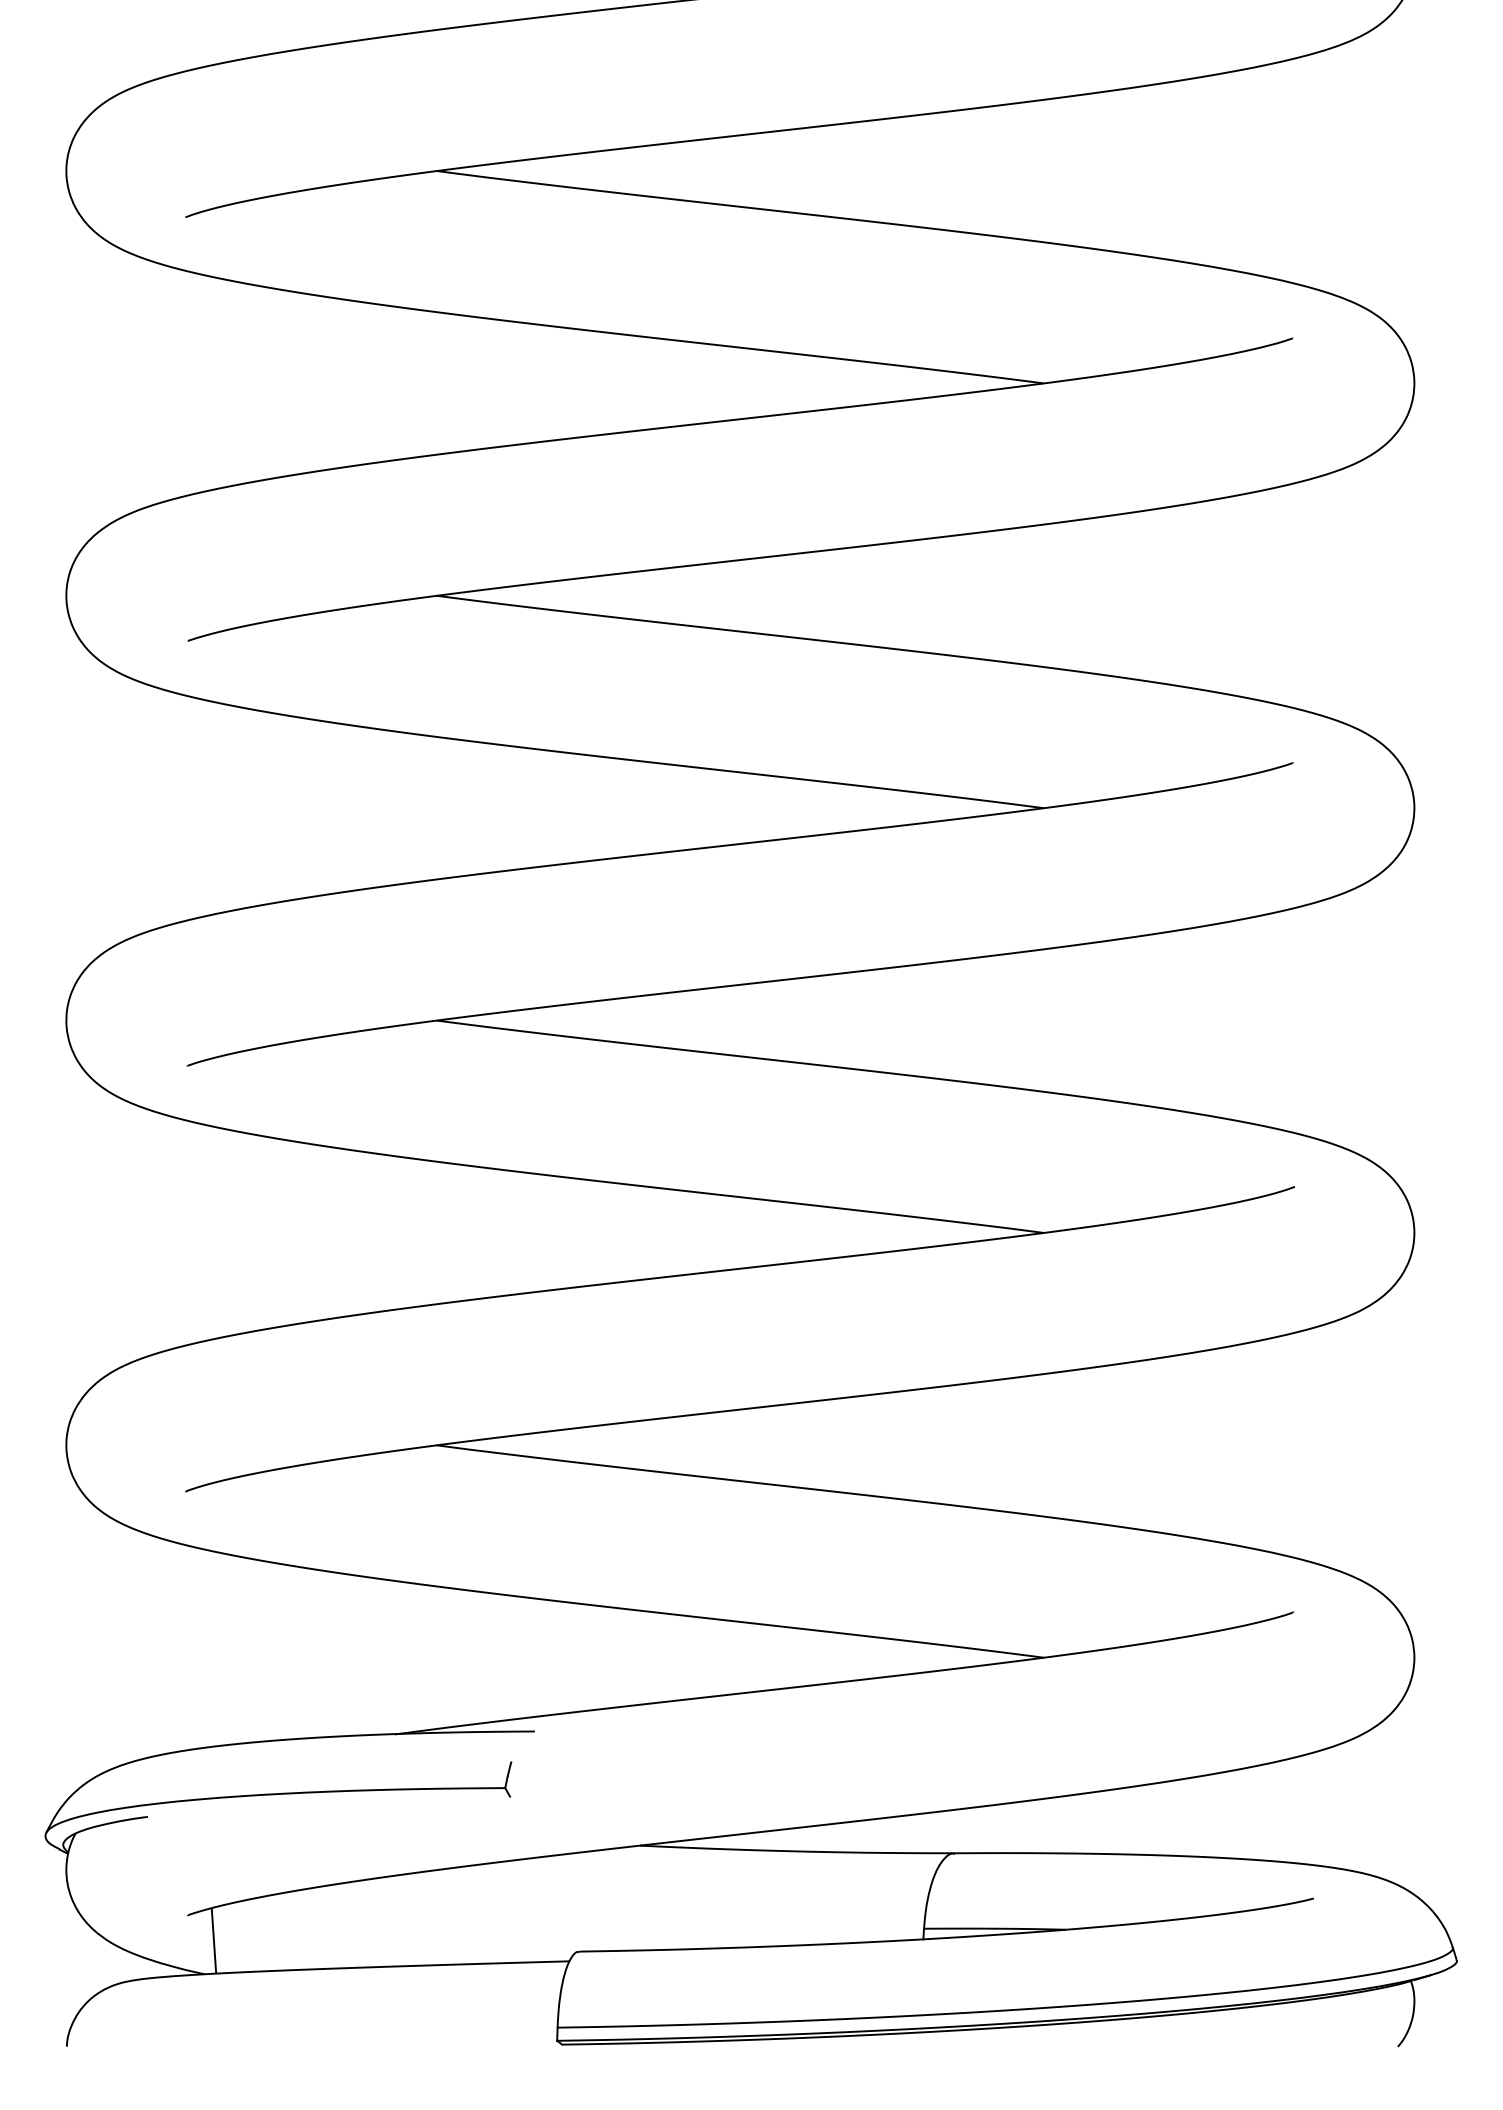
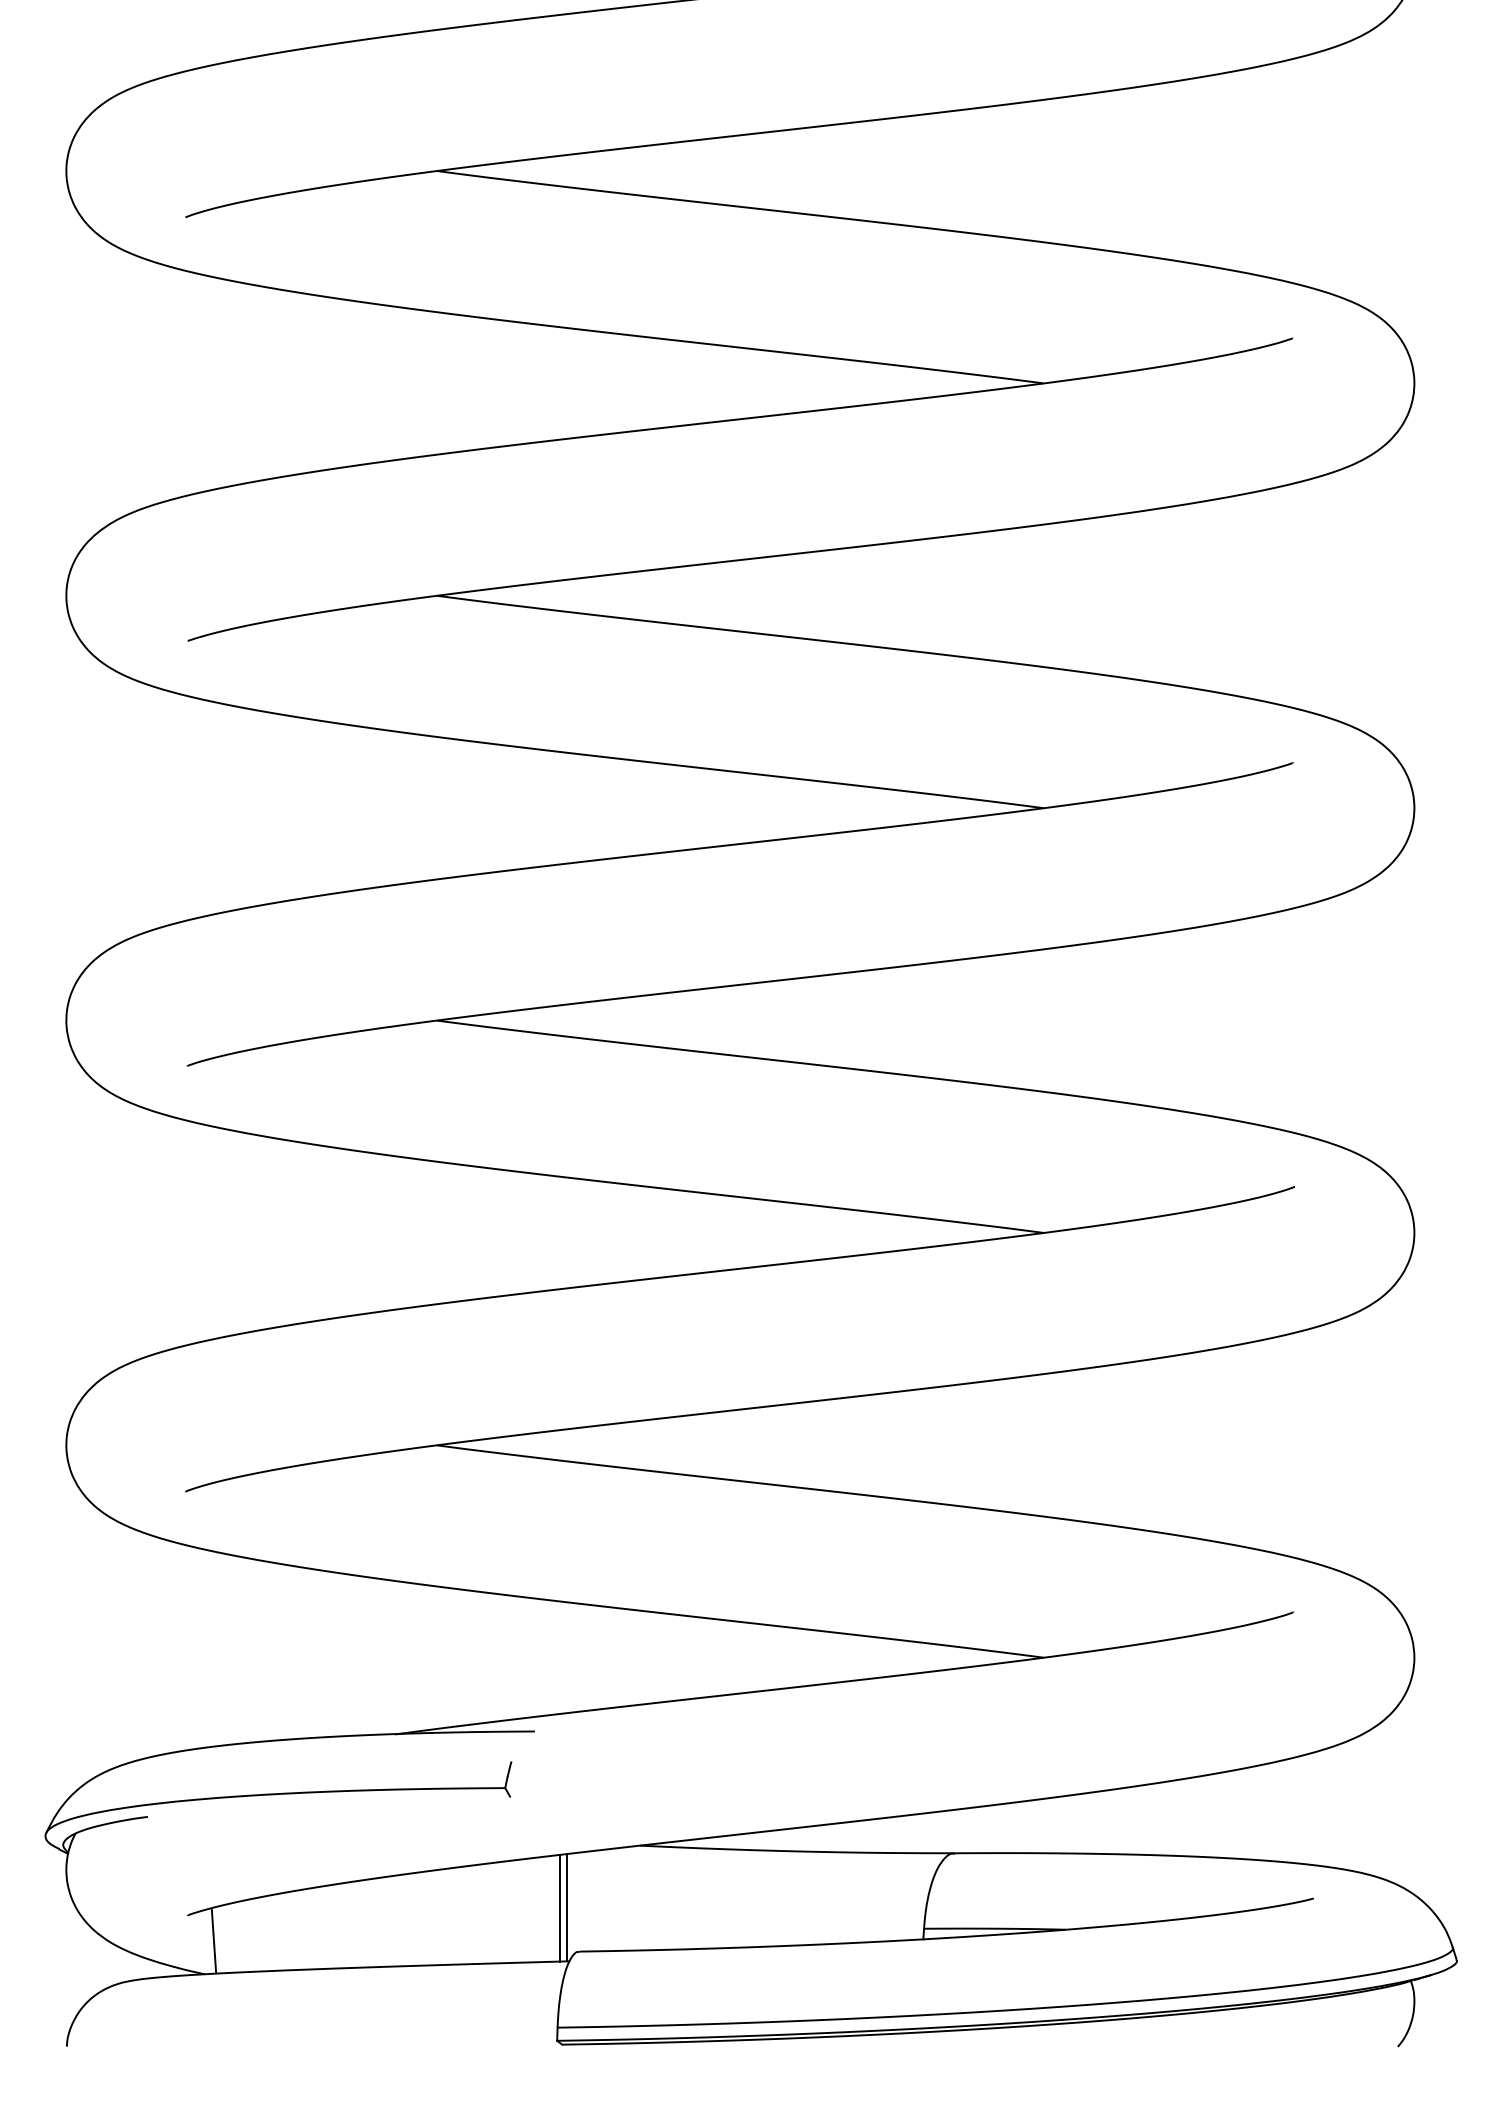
line: none -> present (560, 1907)
line: none -> present (567, 1907)
